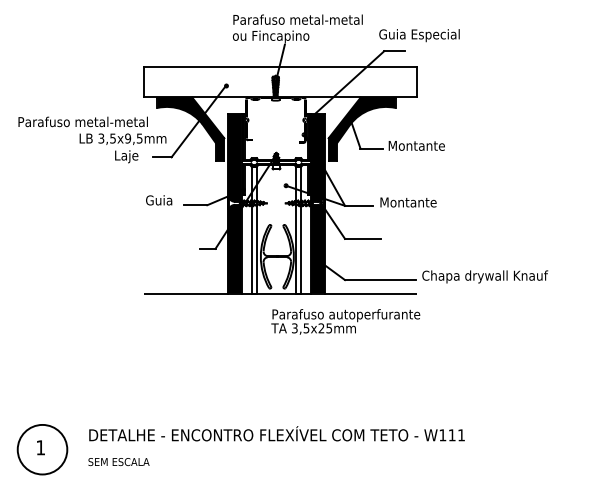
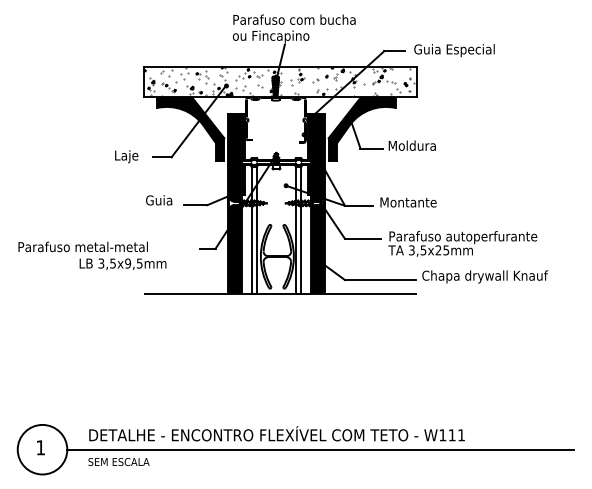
text: Parafuso metal-metal -> Parafuso com bucha (326, 19)
text position: (419, 35) -> (454, 50) (454, 50)
hatch: none -> present (278, 81)
text position: (92, 130) -> (92, 255) (92, 255)
text: Montante -> Moldura (425, 145)
text position: (345, 321) -> (462, 243) (462, 243)
line: none -> present (320, 449)
